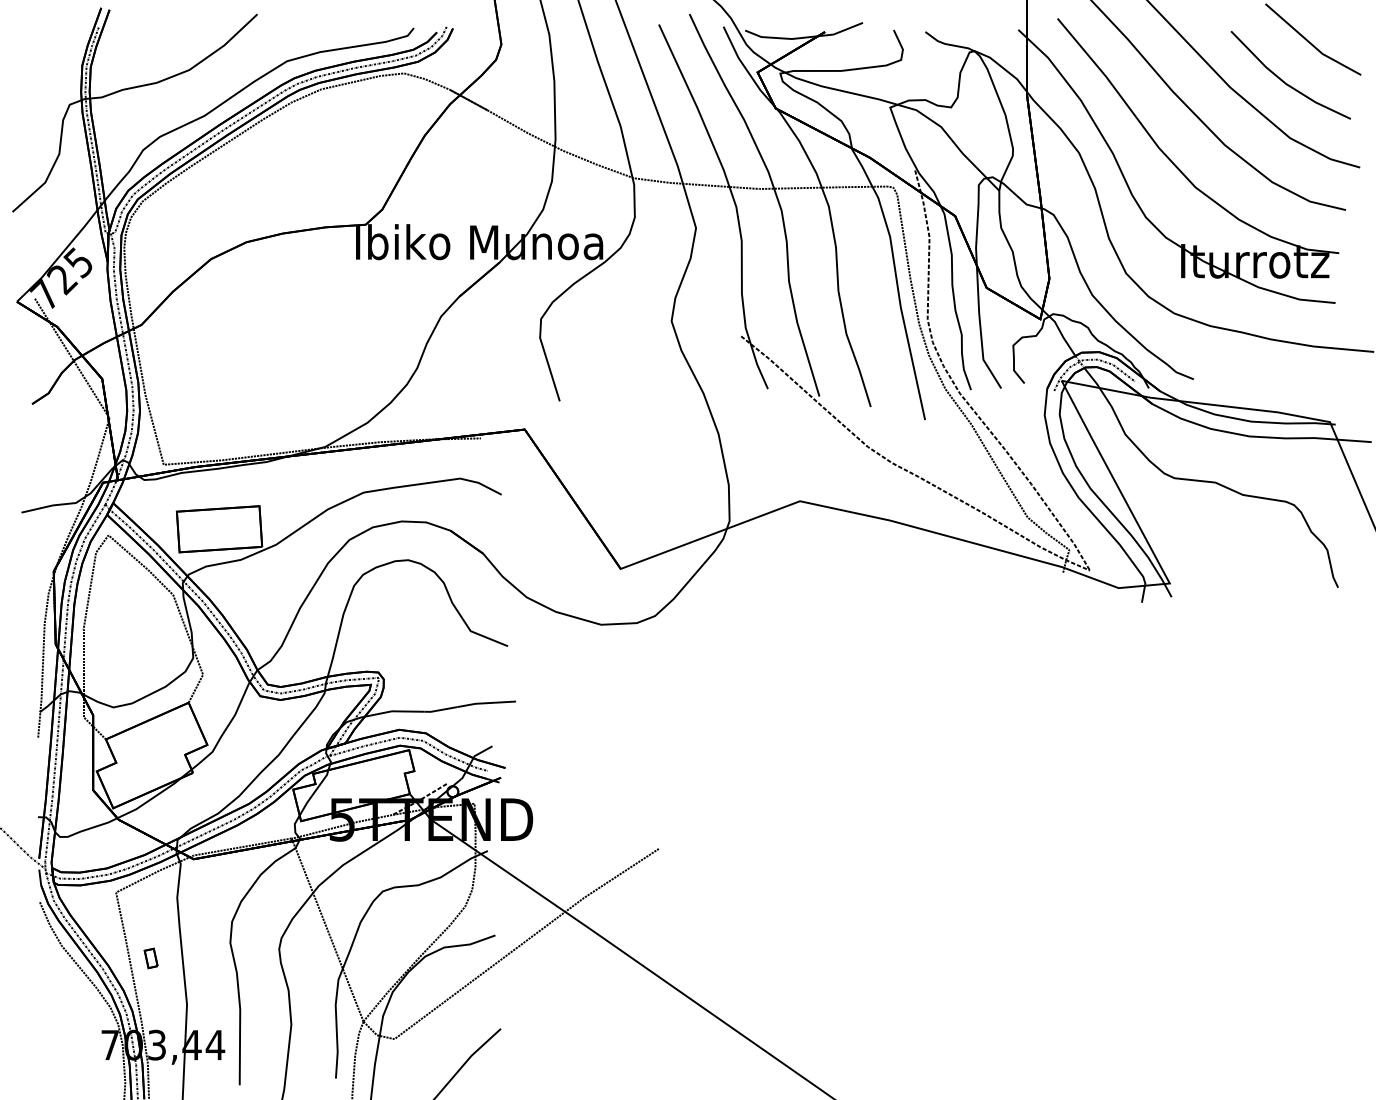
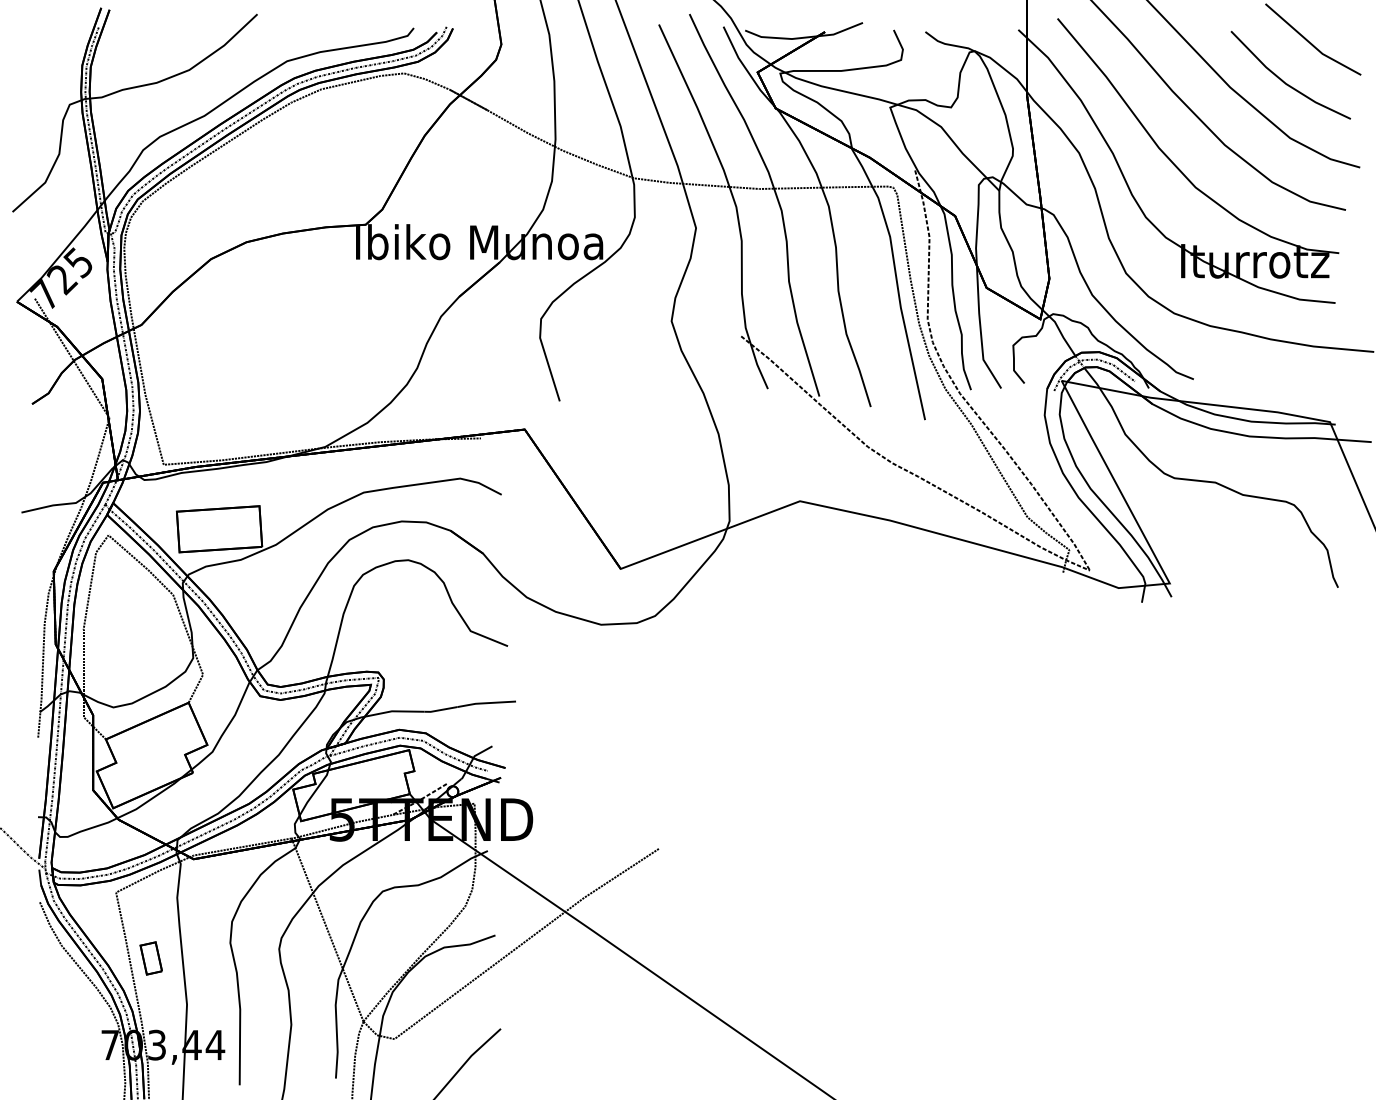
part size: 16x23 px -> 24x35 px (150, 958)
